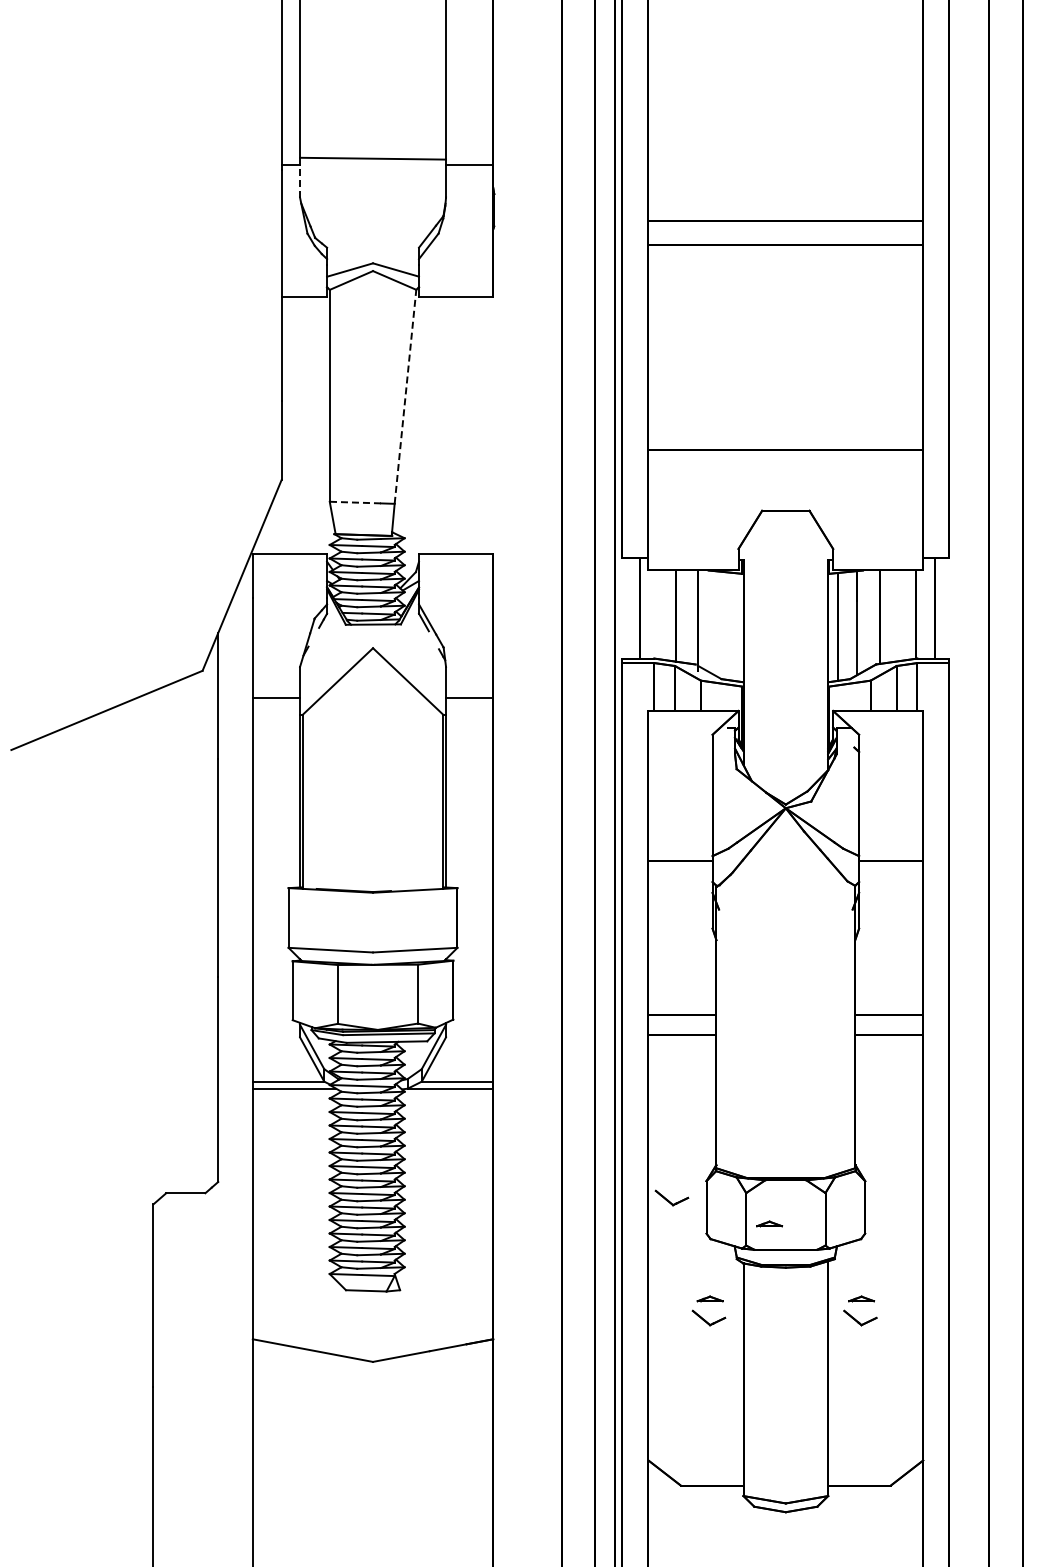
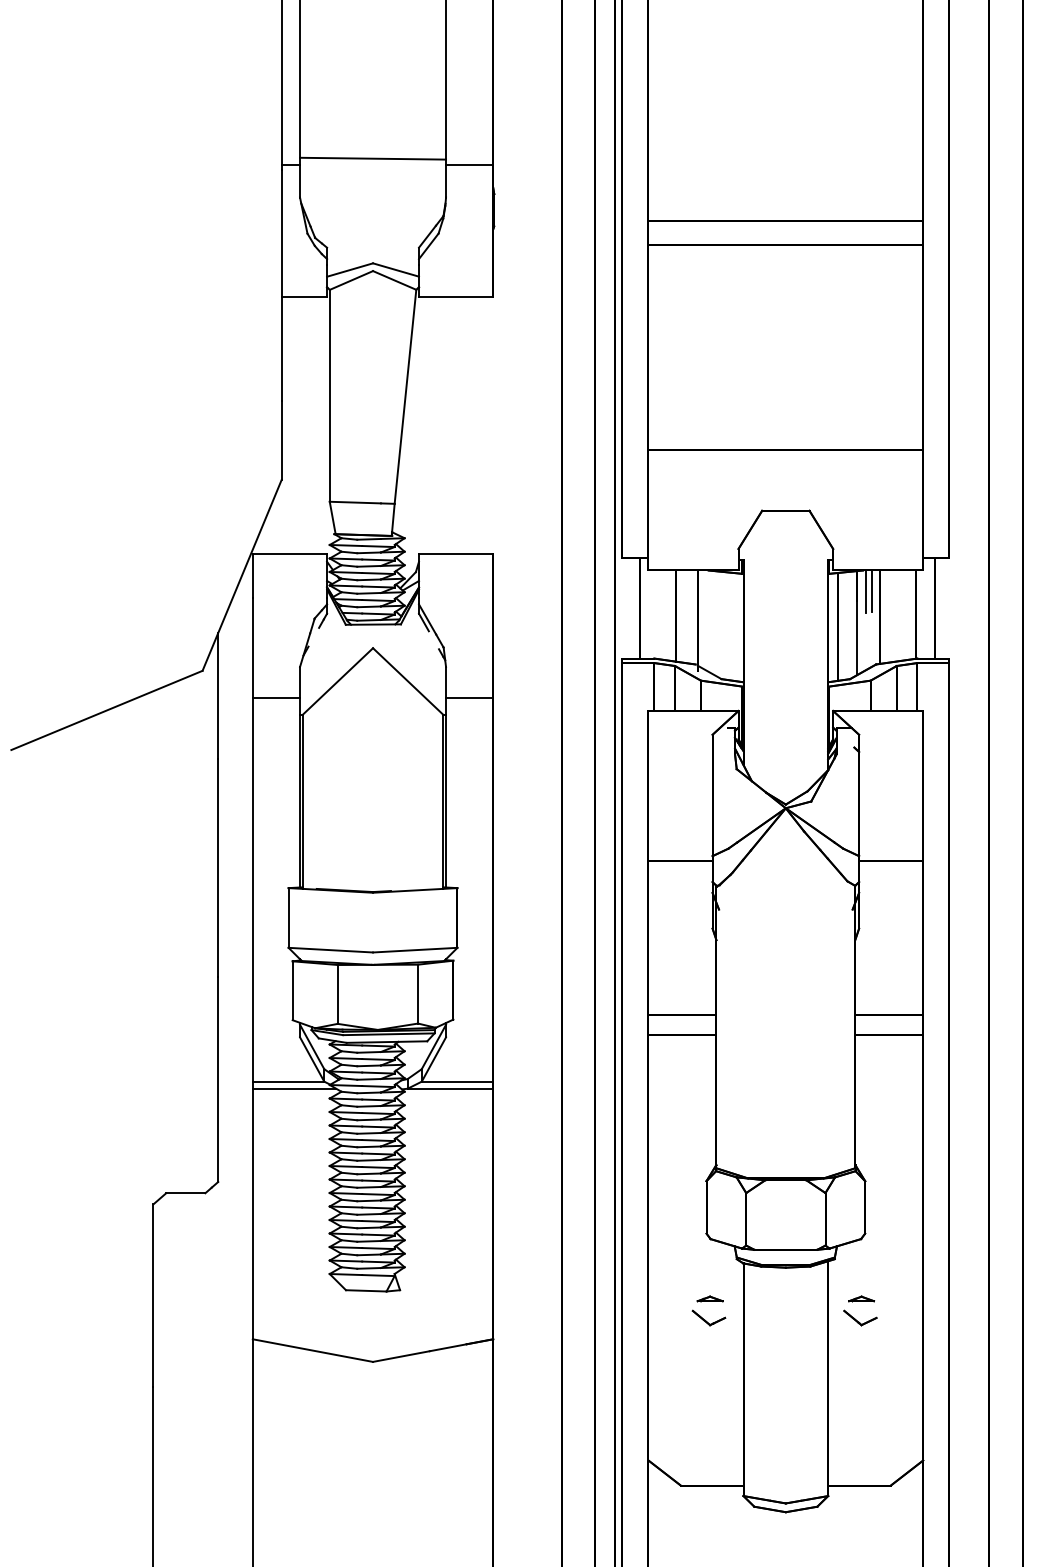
line: dashed -> solid (300, 180)
line: dashed -> solid (405, 396)
line: dashed -> solid (355, 502)
line: none -> present (871, 590)
line: none -> present (865, 591)
part: present -> none (671, 1197)
part: present -> none (769, 1223)
